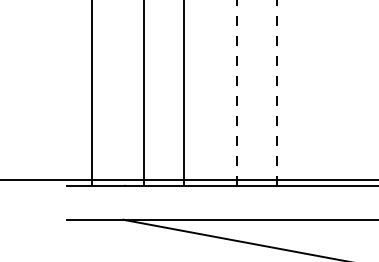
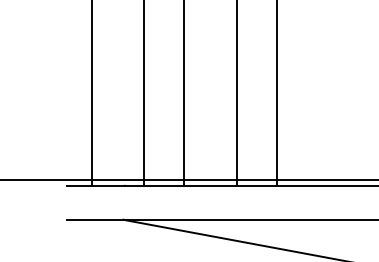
line: dashed -> solid (237, 92)
line: dashed -> solid (277, 92)
